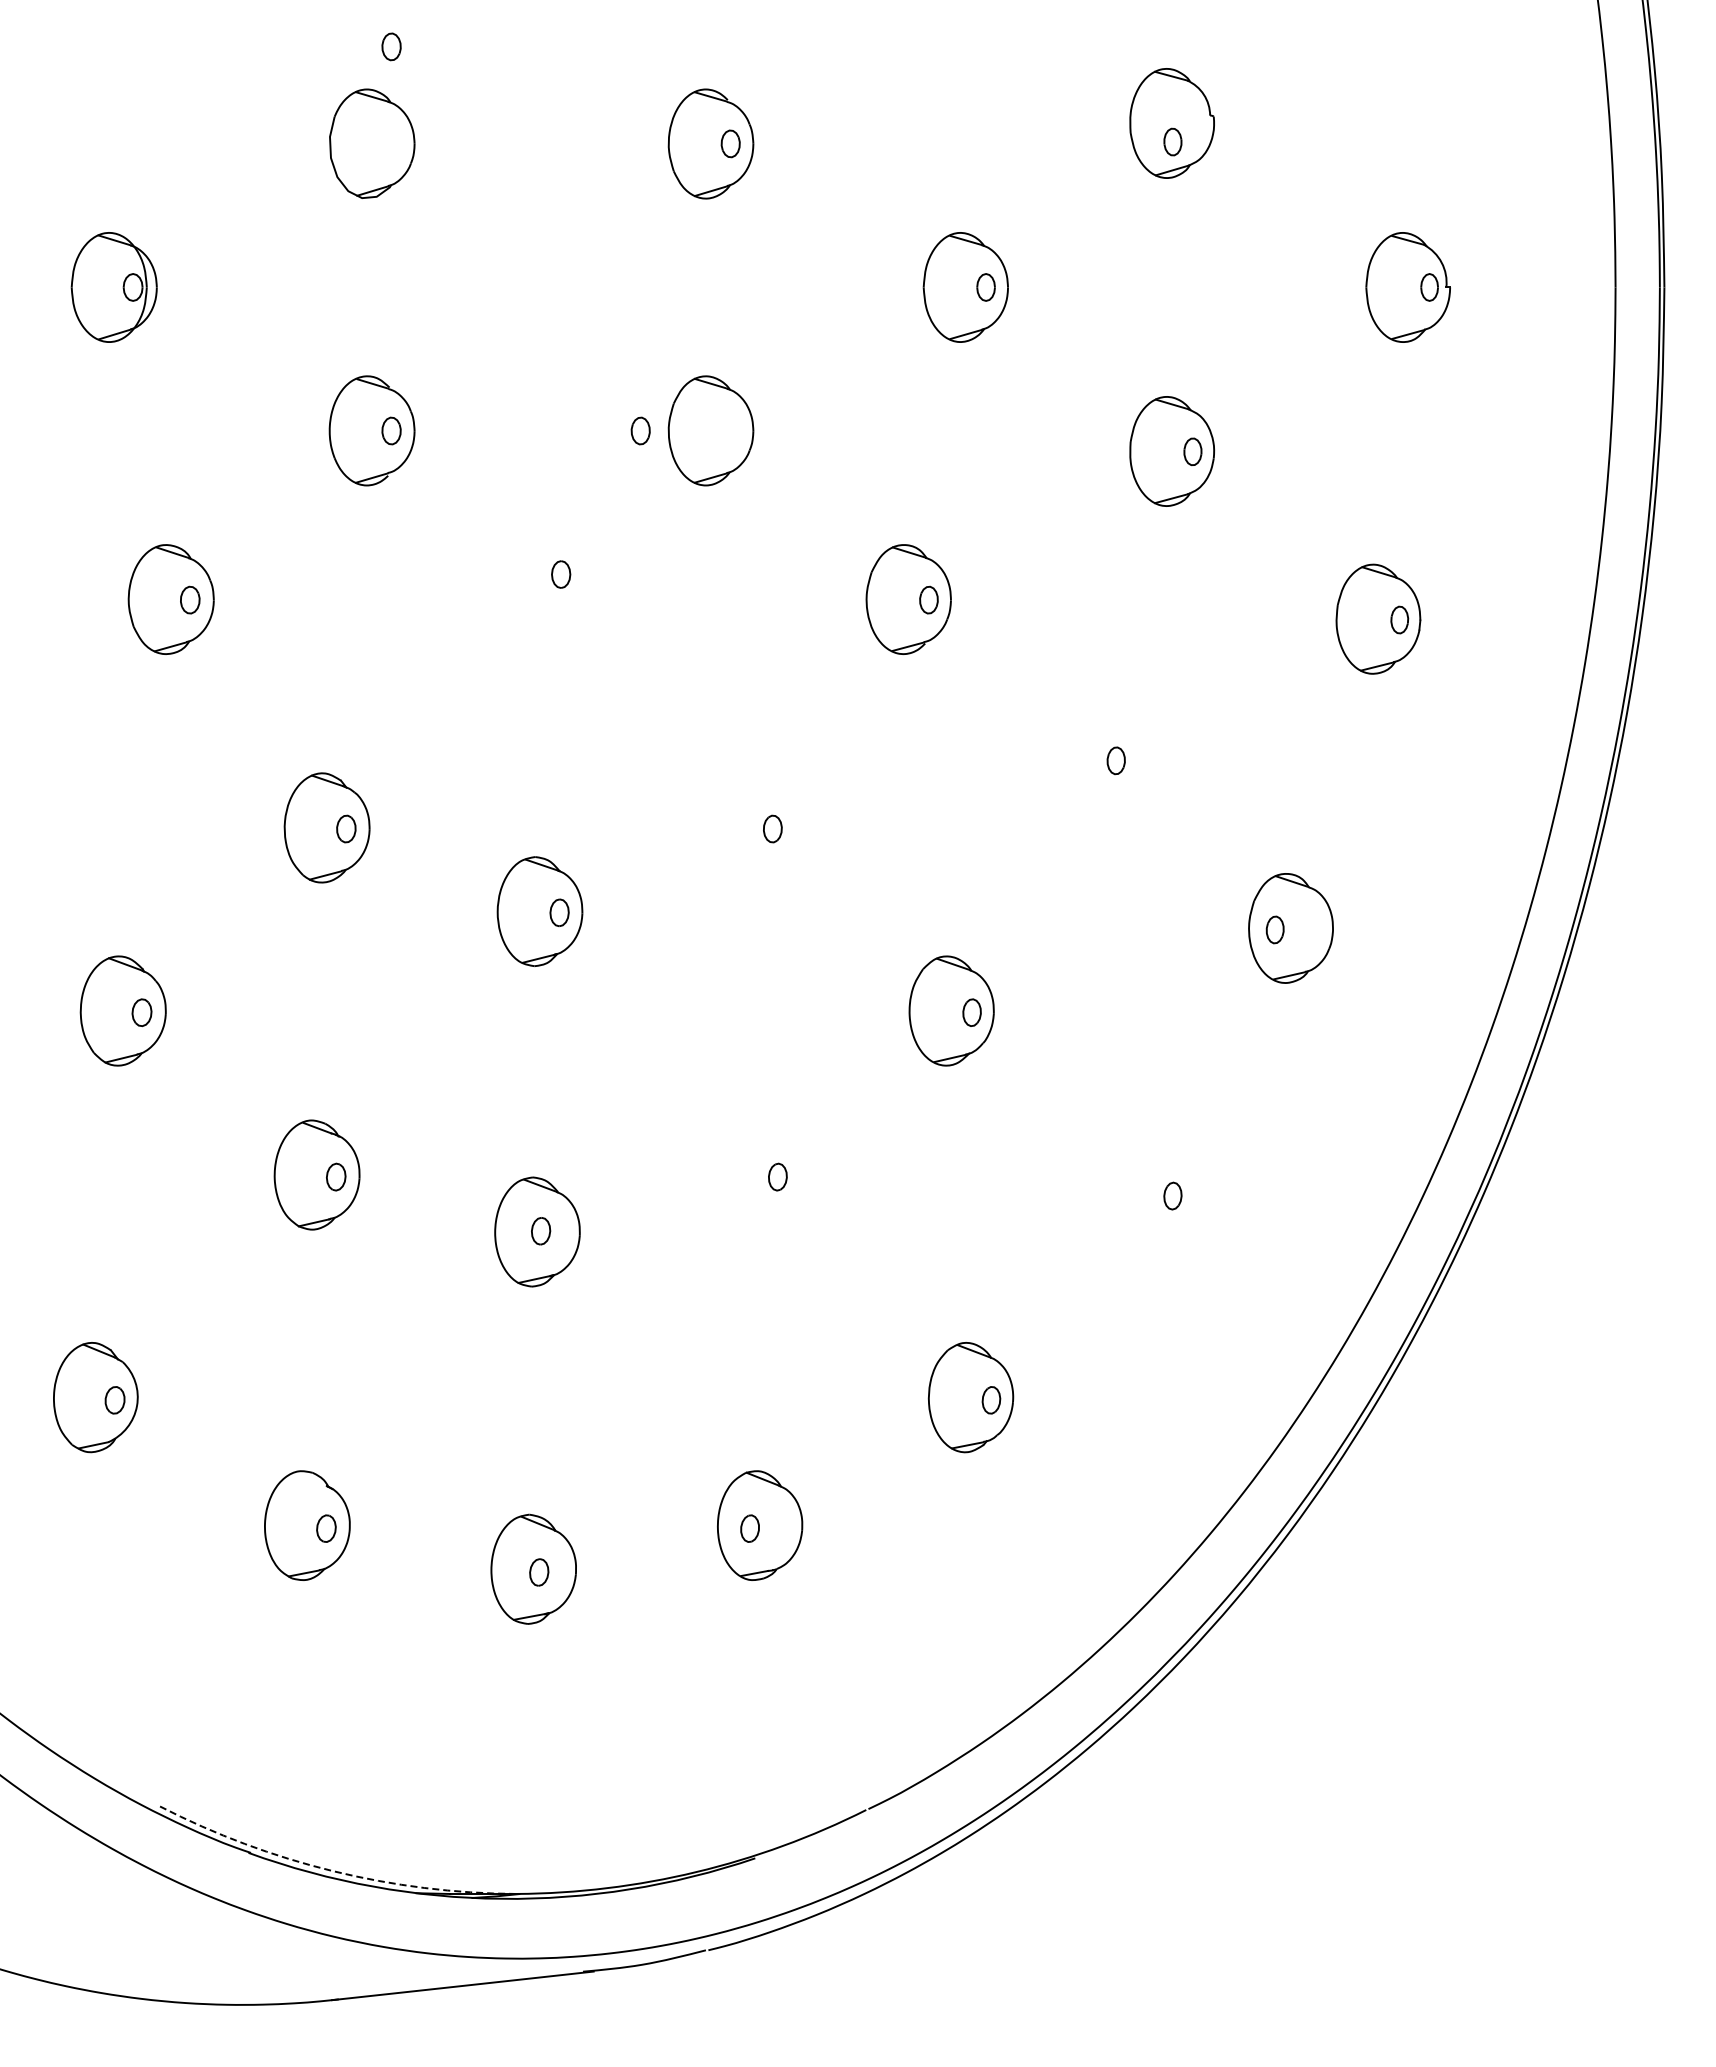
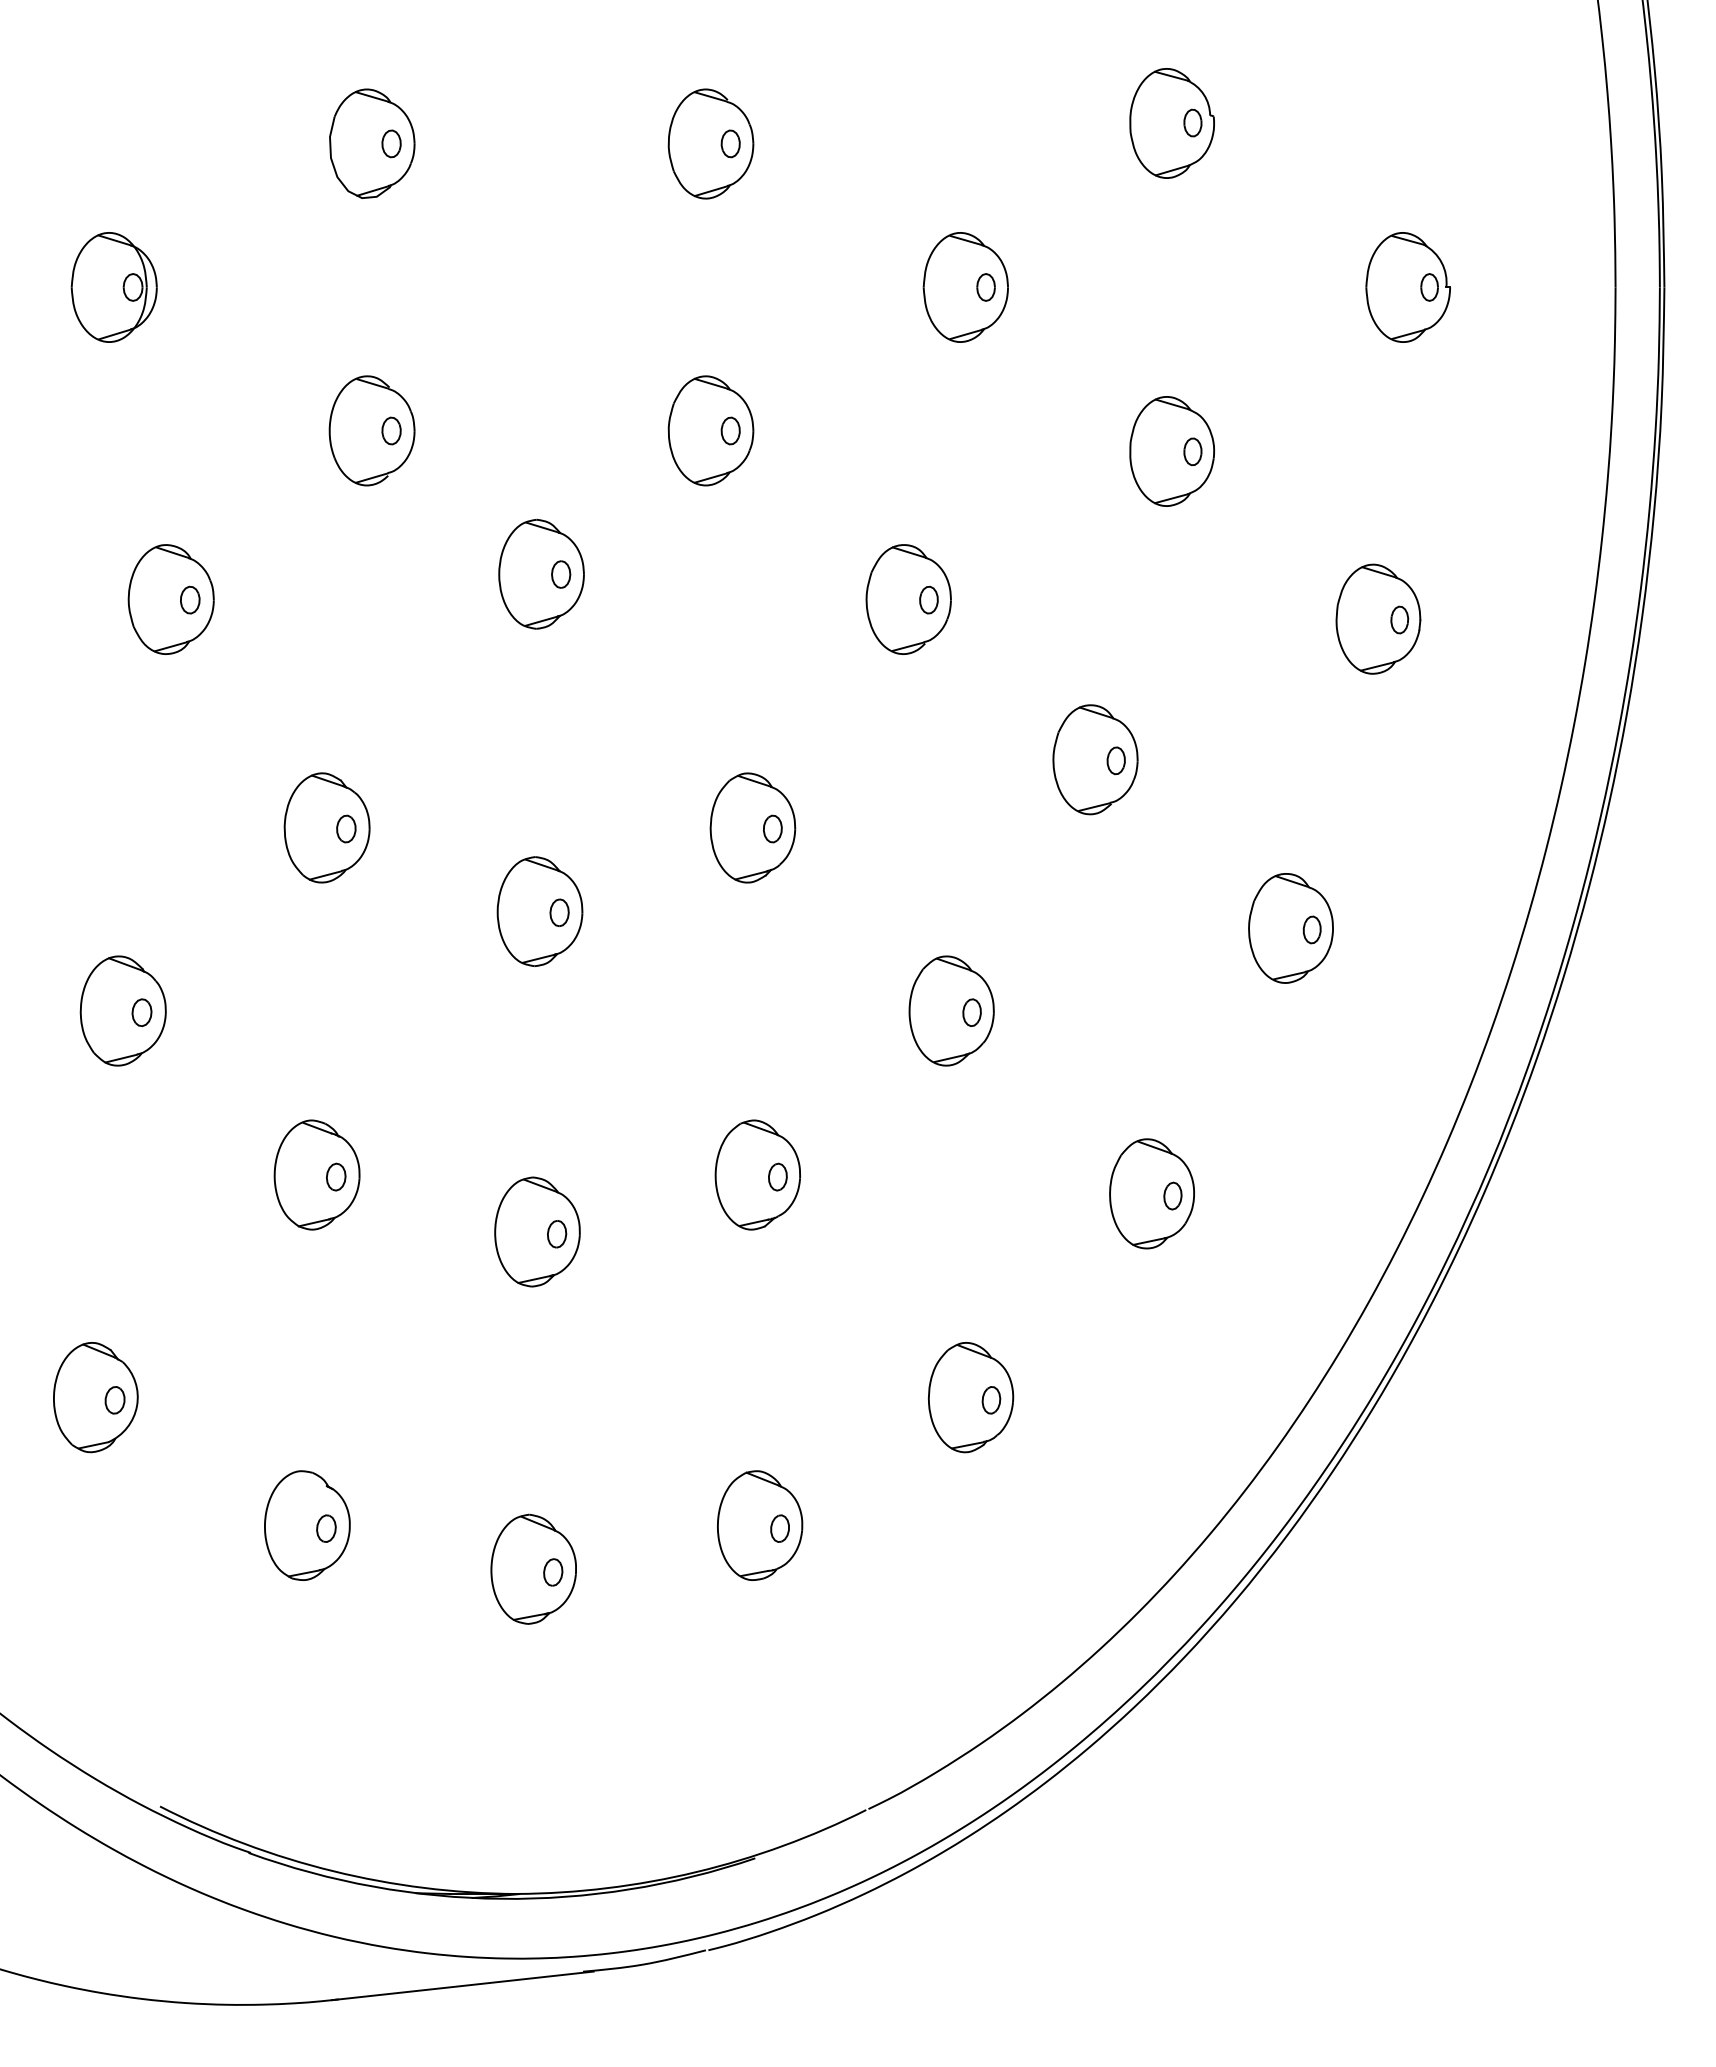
part position: (391, 46) -> (391, 143) (391, 143)
part position: (1172, 141) -> (1192, 122) (1192, 122)
part position: (640, 430) -> (730, 430) (730, 430)
part: none -> present (541, 573)
part: none -> present (1095, 759)
part: none -> present (752, 827)
part position: (1274, 929) -> (1311, 929) (1311, 929)
part: none -> present (757, 1174)
part: none -> present (1151, 1193)
part position: (541, 1231) -> (557, 1234) (557, 1234)
part position: (749, 1528) -> (779, 1528) (779, 1528)
part position: (539, 1572) -> (553, 1572) (553, 1572)
arc: dashed -> solid (333, 1871)
